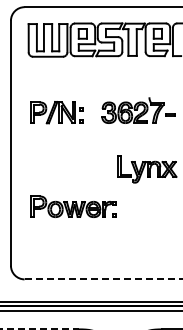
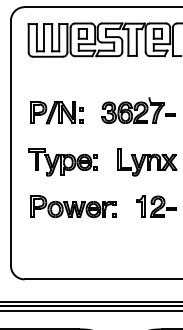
part: none -> present (62, 162)
part position: (147, 169) -> (147, 162) (147, 162)
part: none -> present (156, 206)
line: dashed -> solid (103, 279)
line: dashed -> solid (40, 329)
